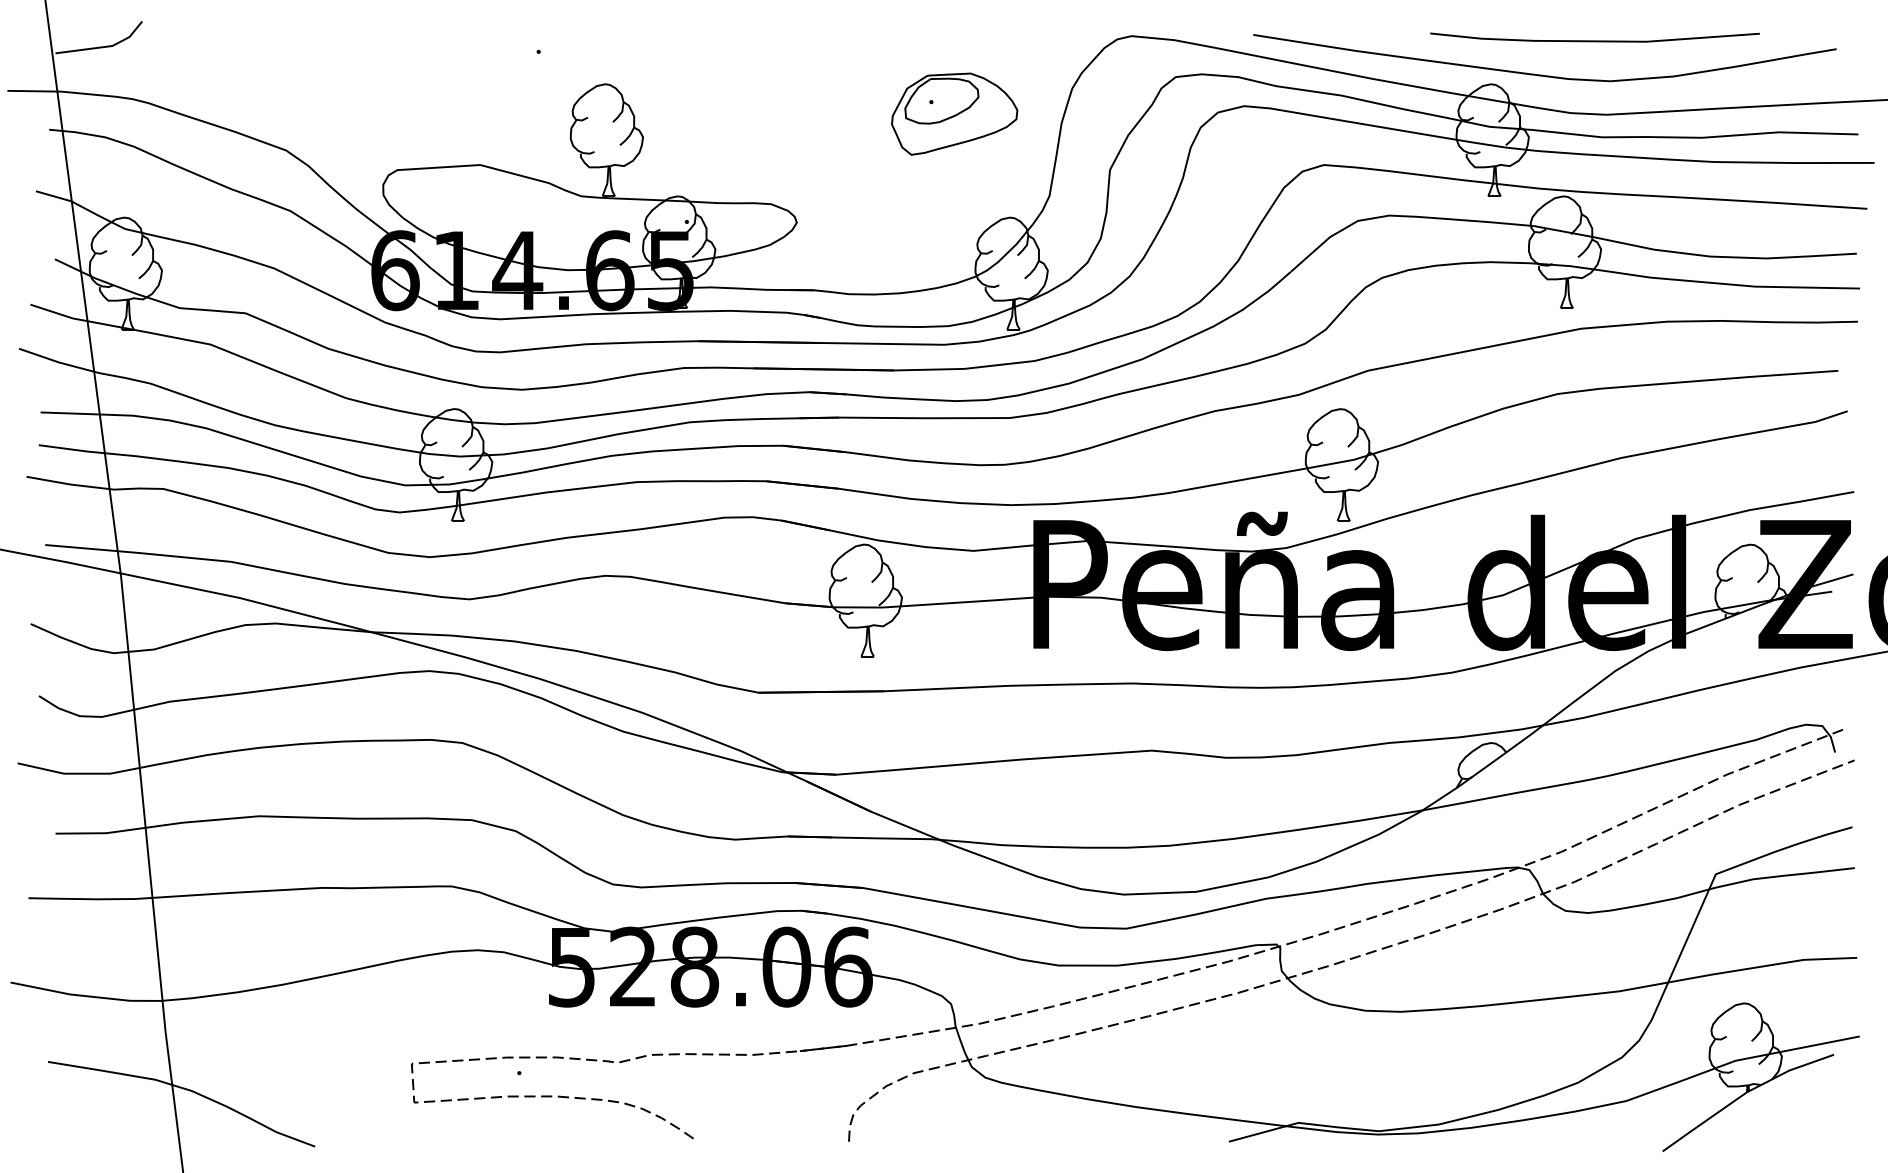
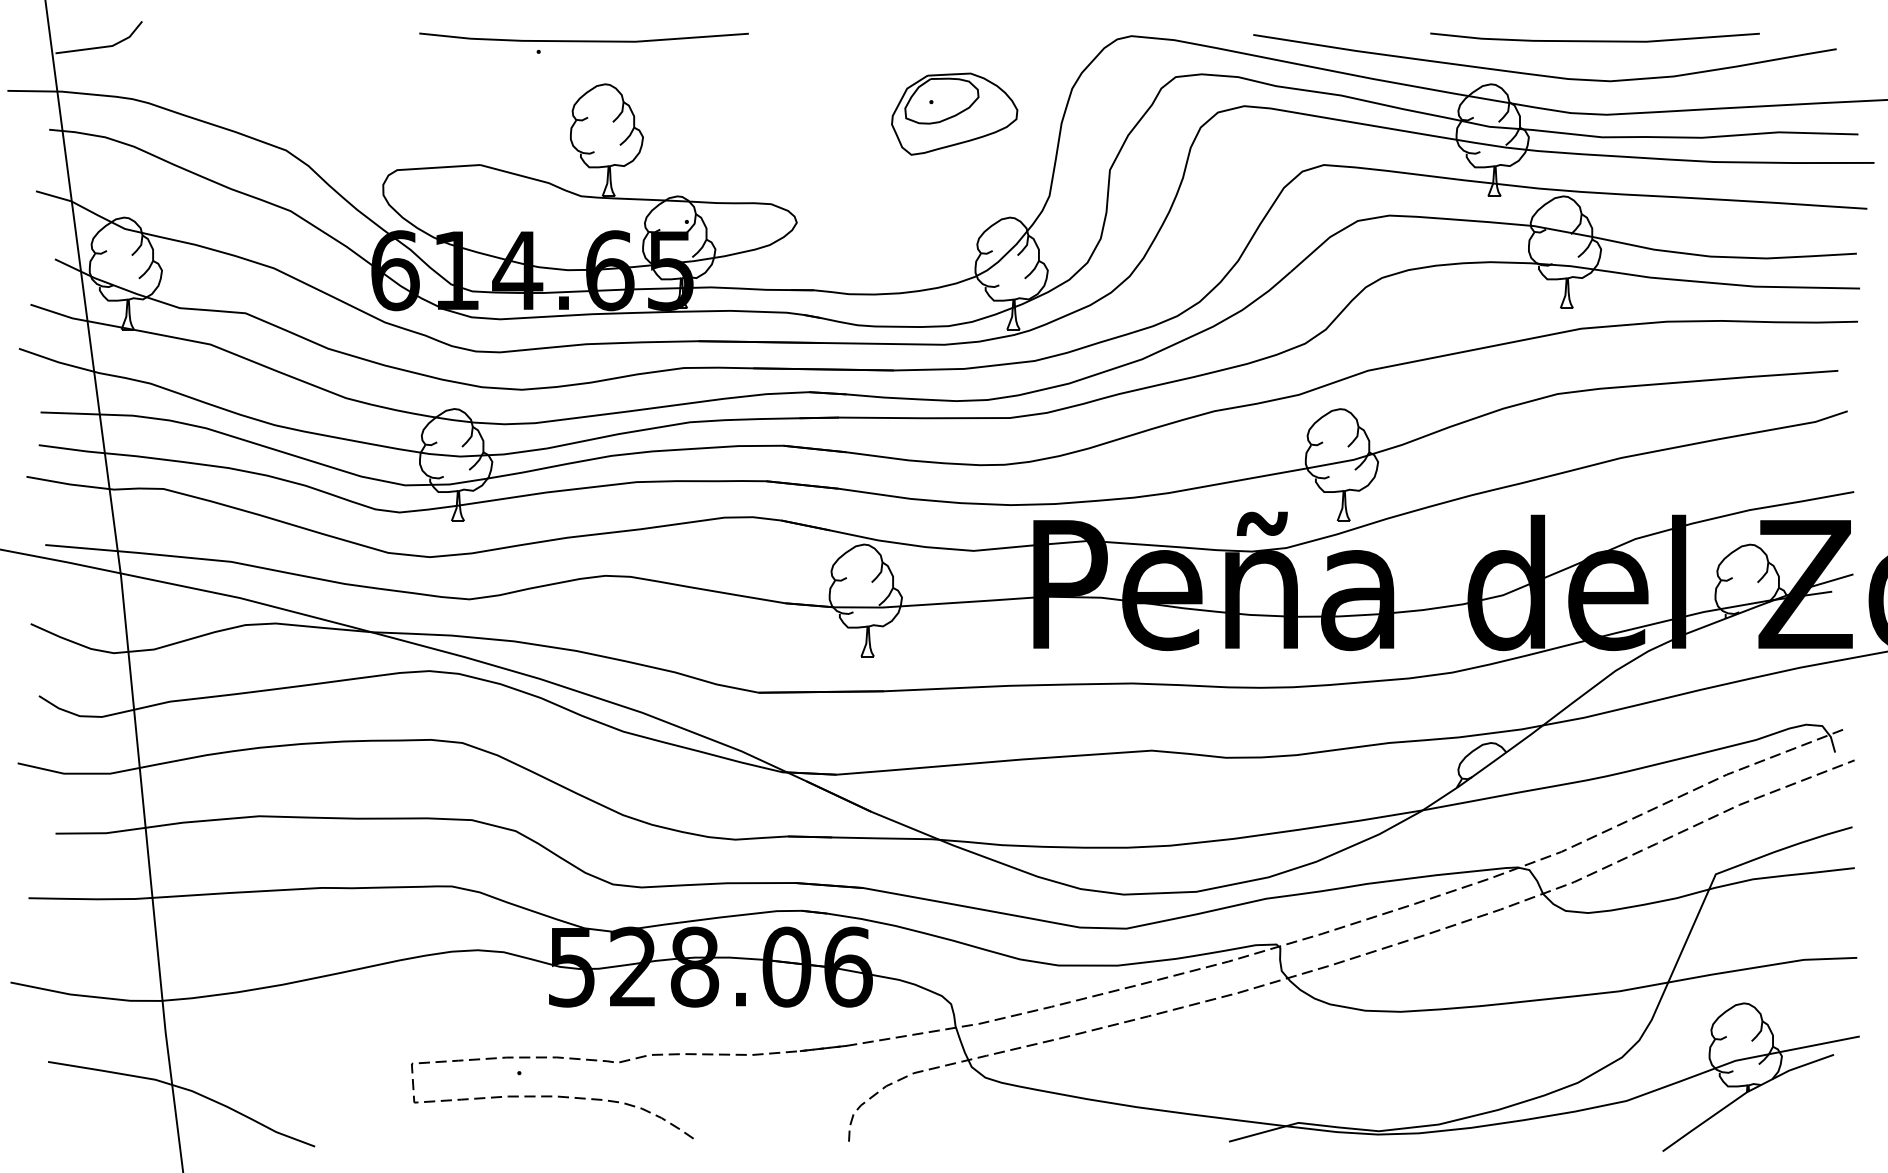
line: none -> present (583, 40)
